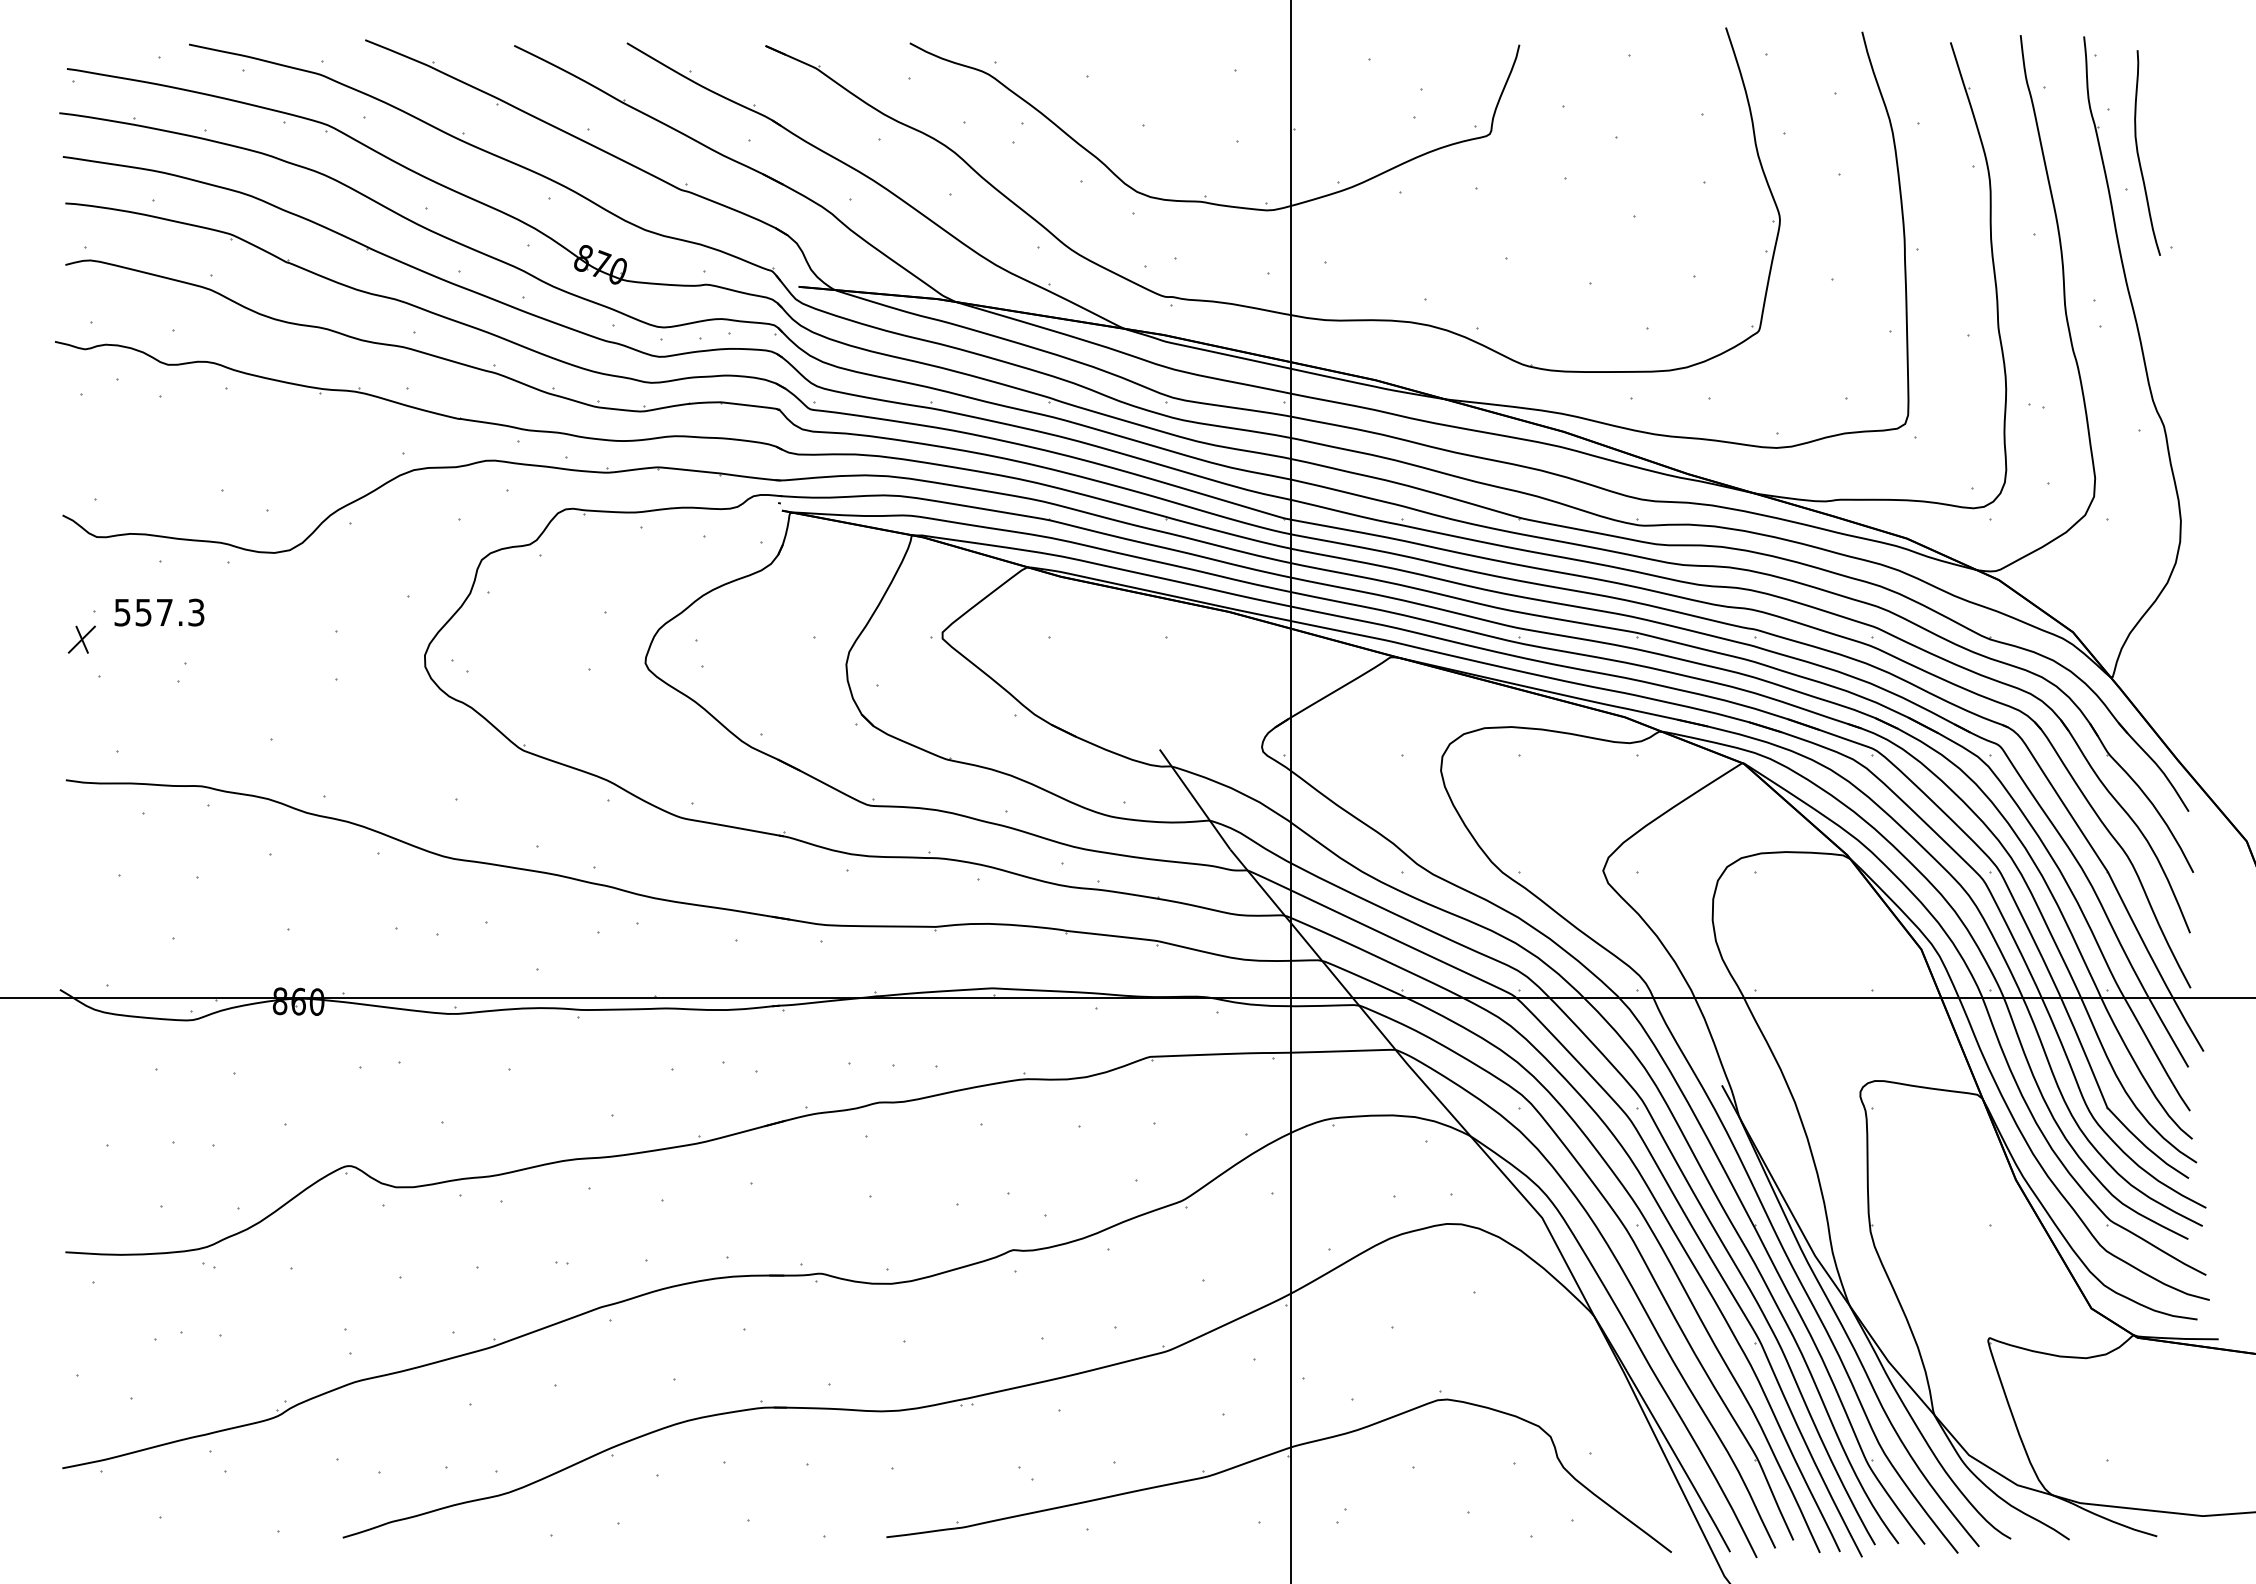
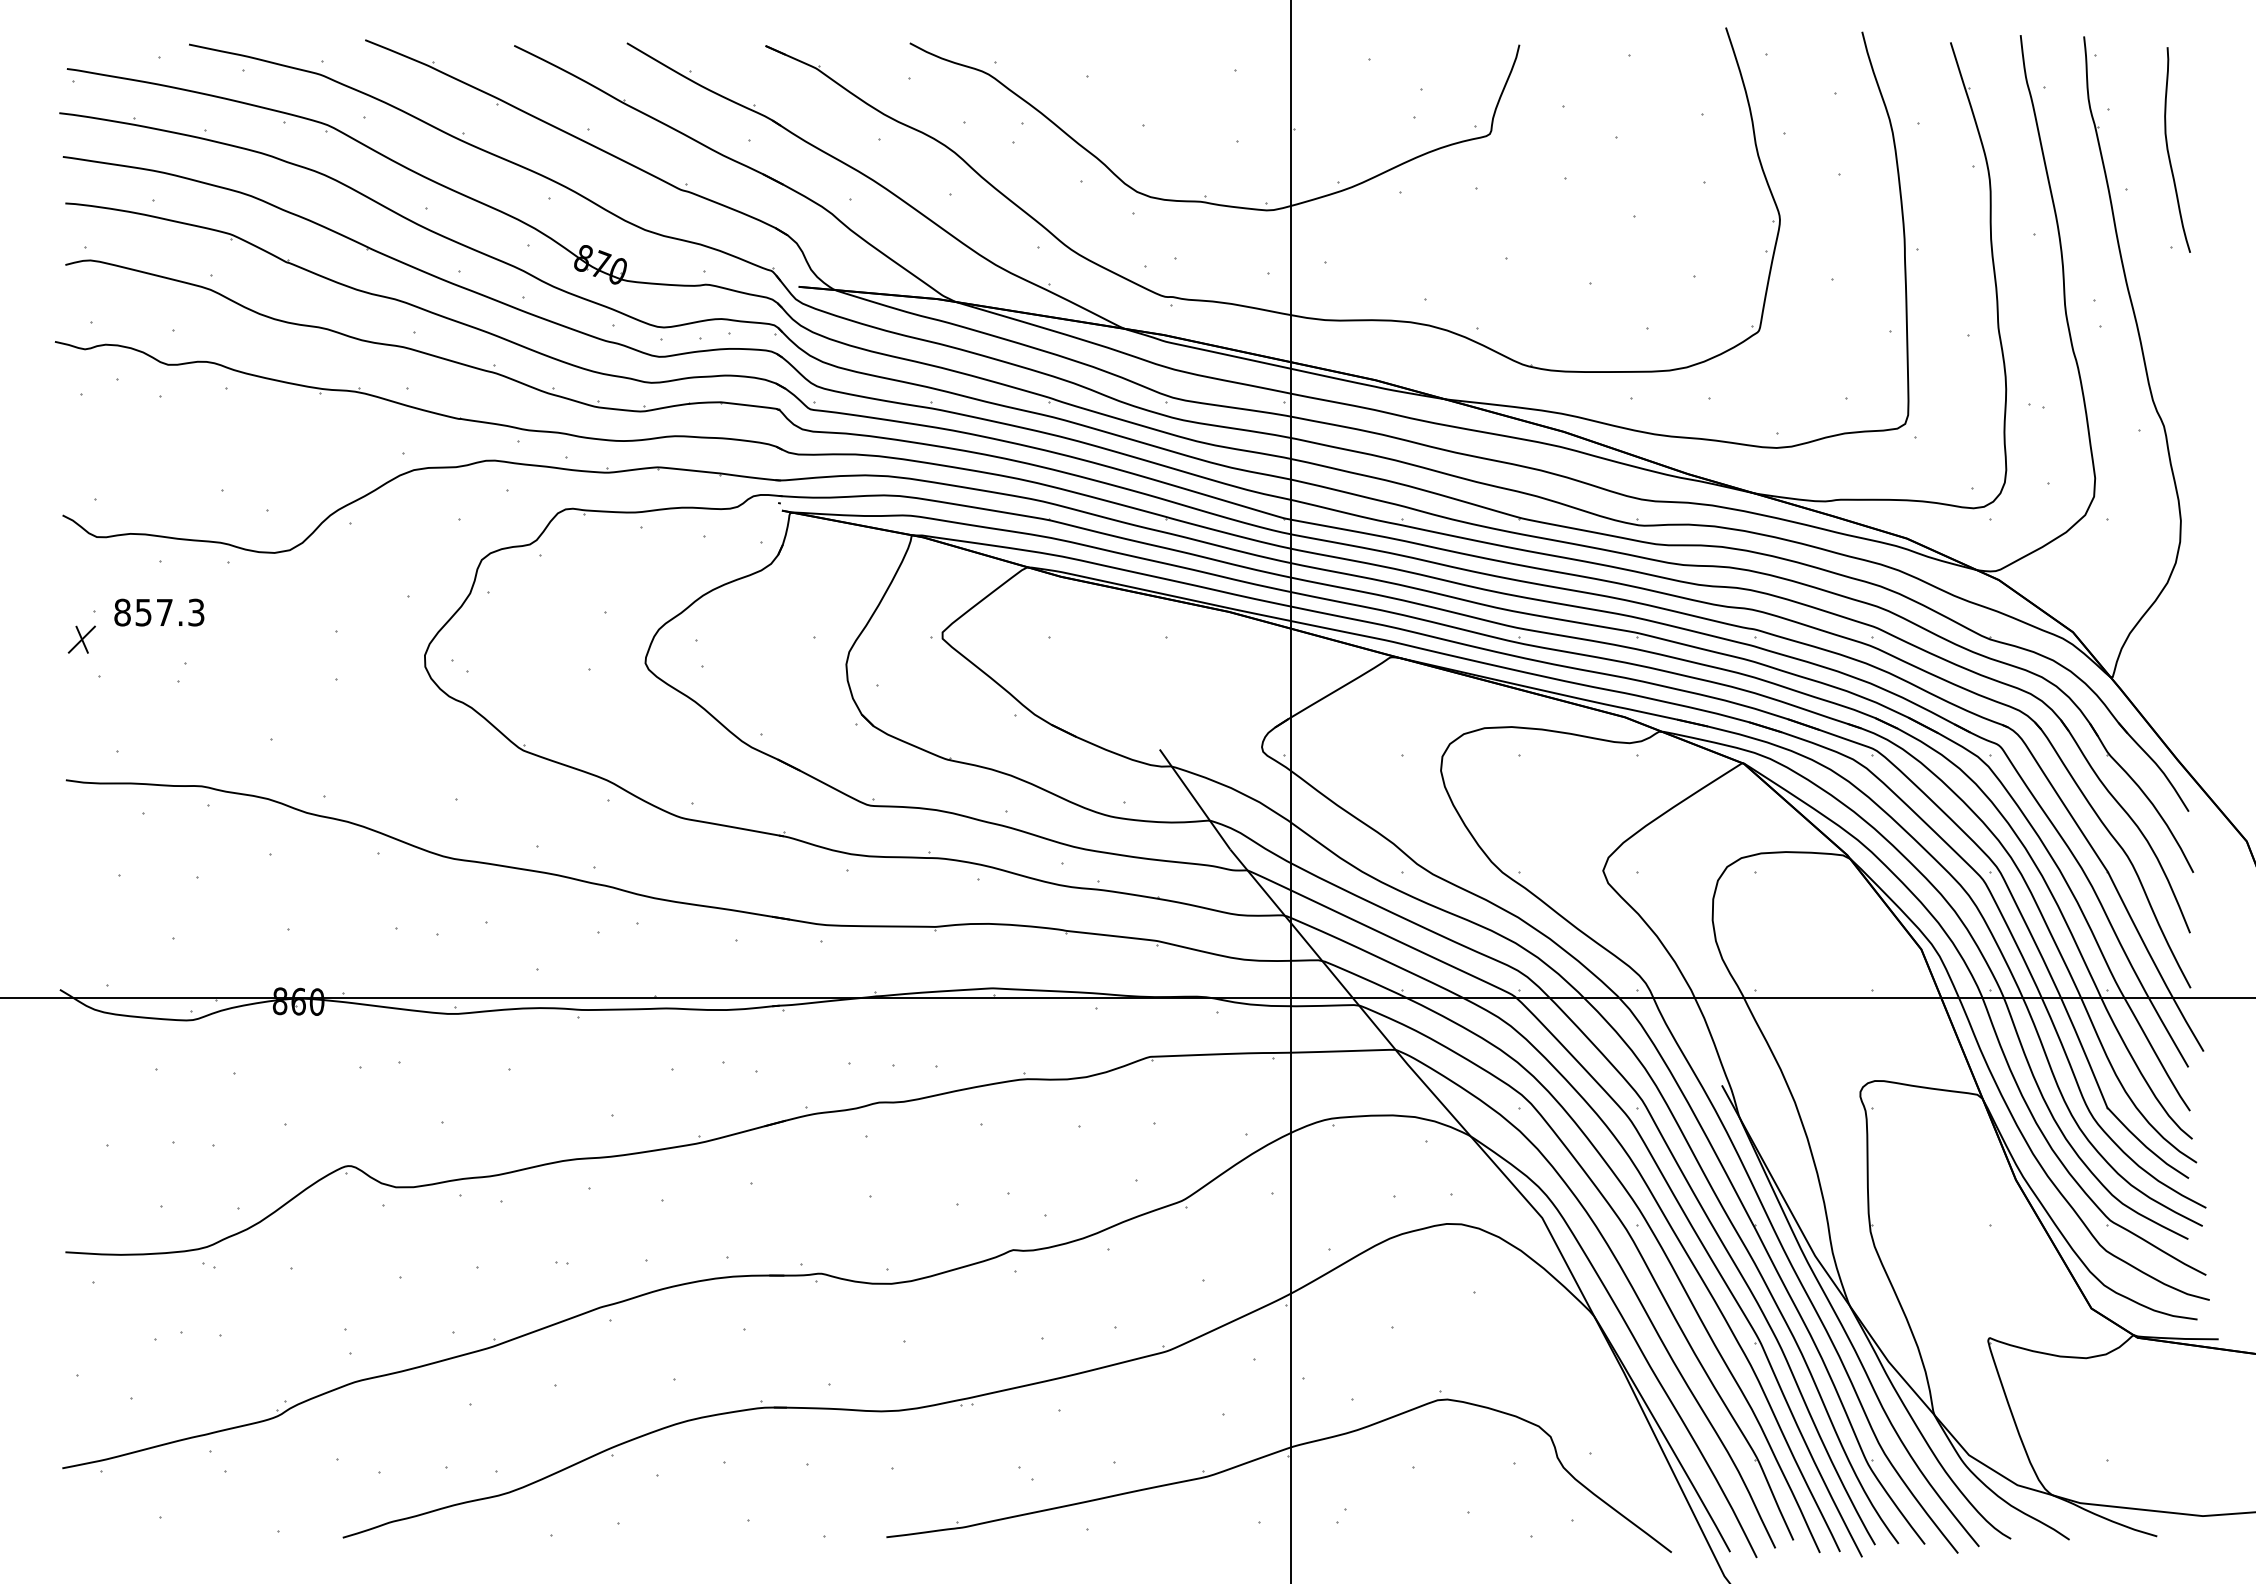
curve position: (2139, 155) -> (2169, 152) (2169, 152)
text: 557.3 -> 857.3 (122, 612)
